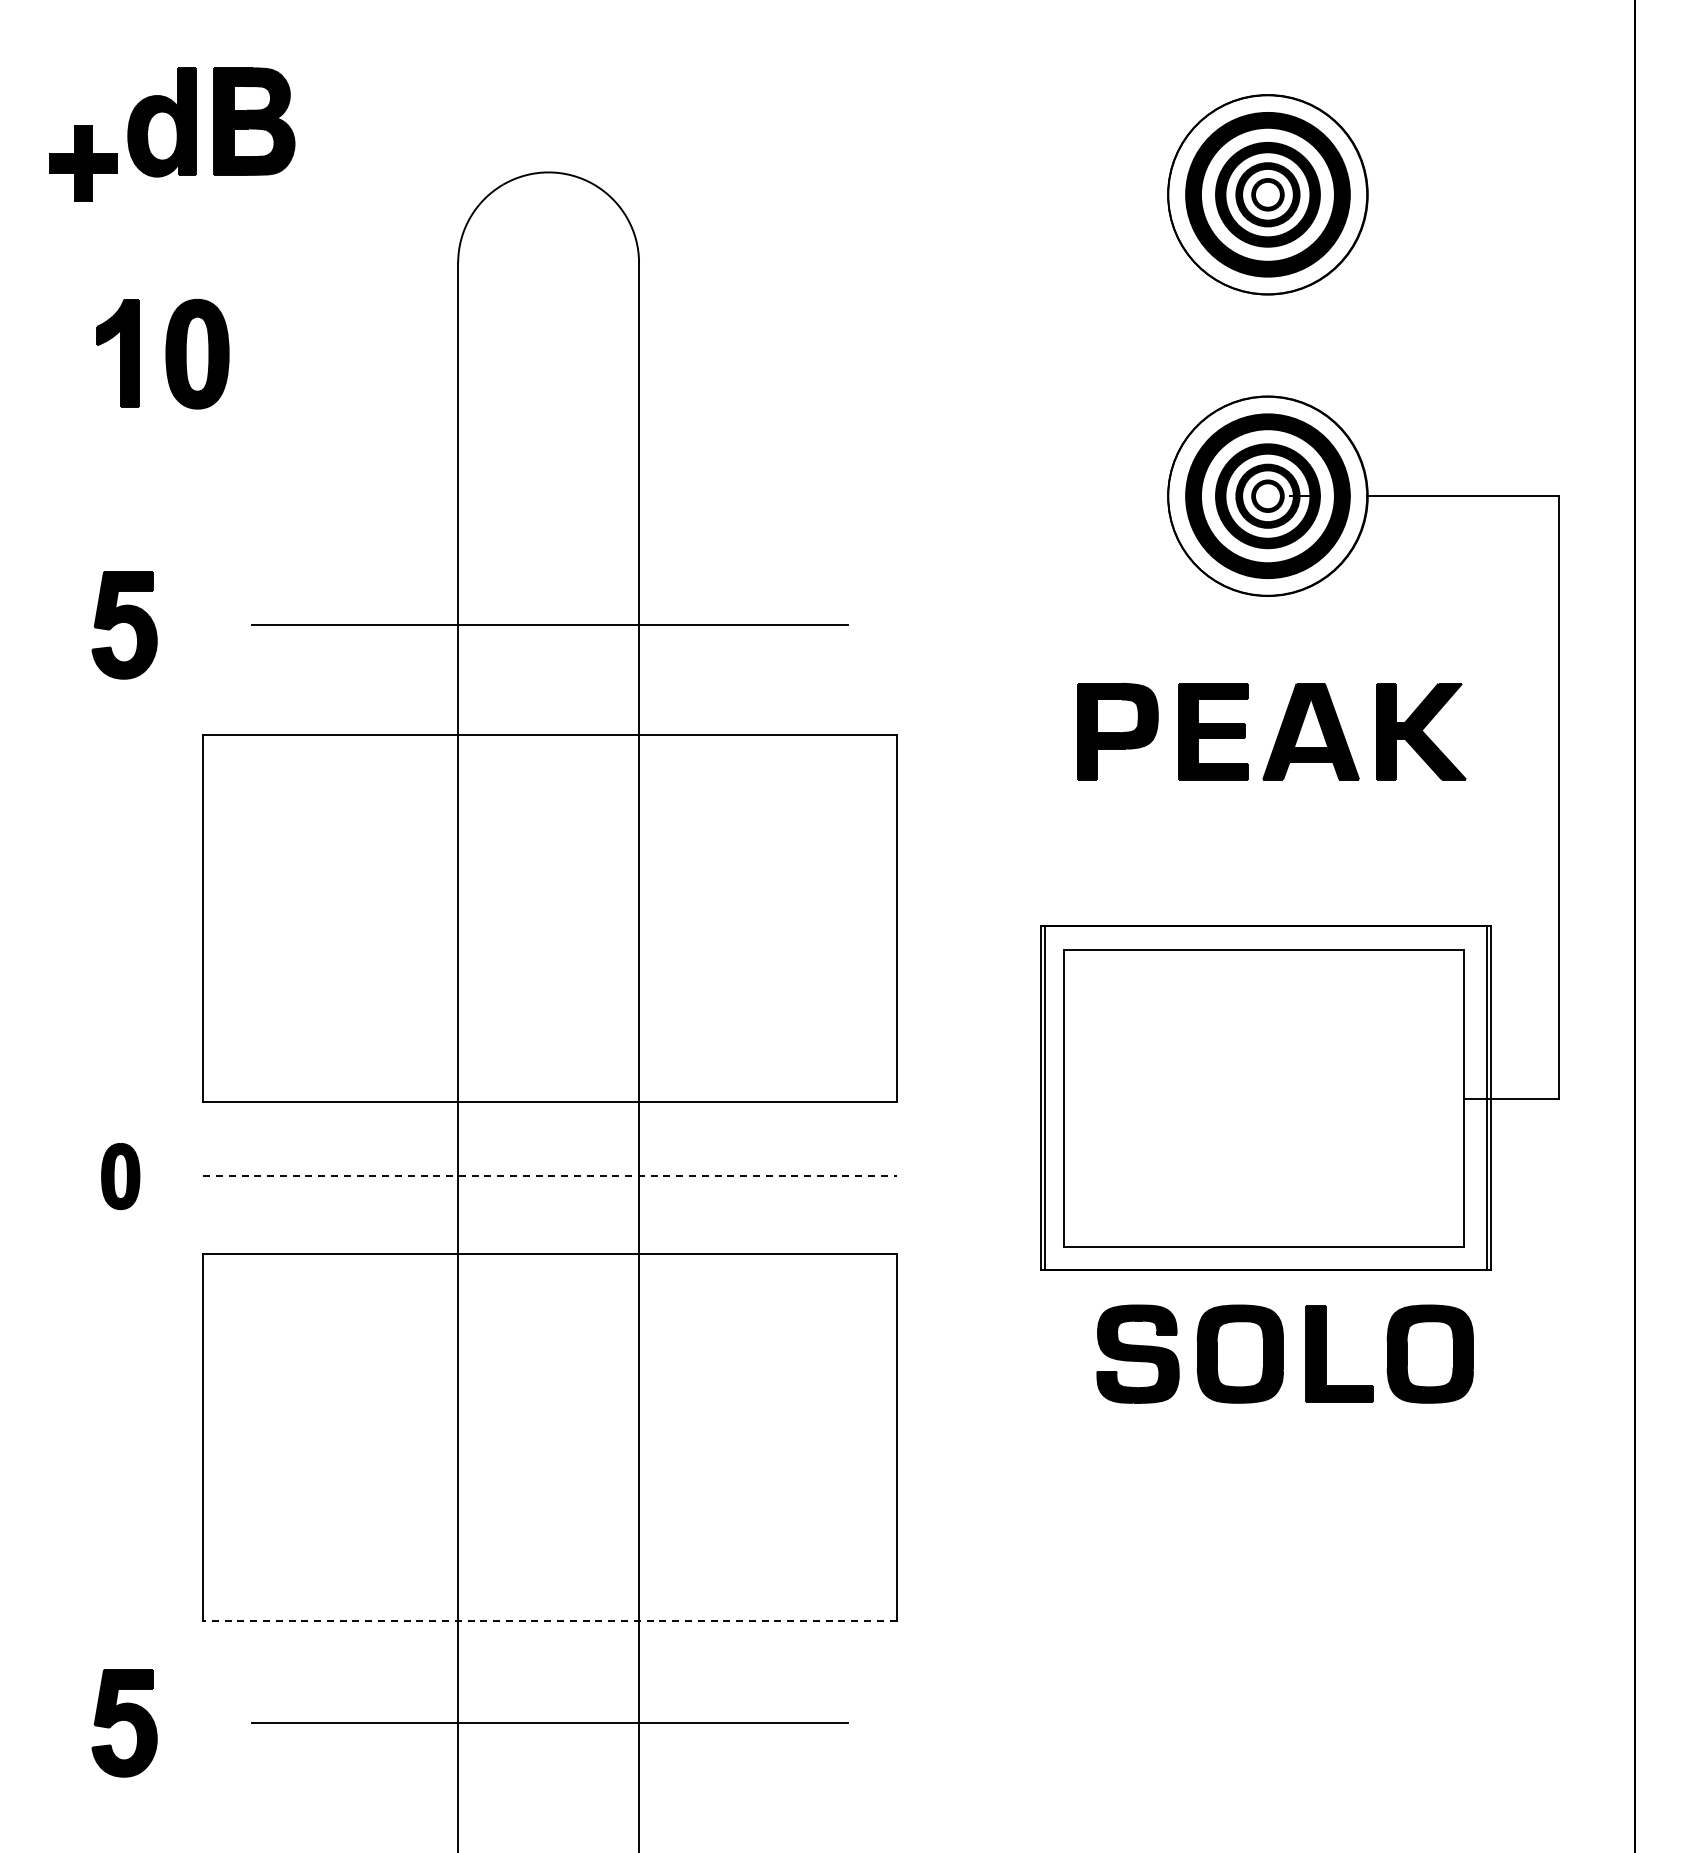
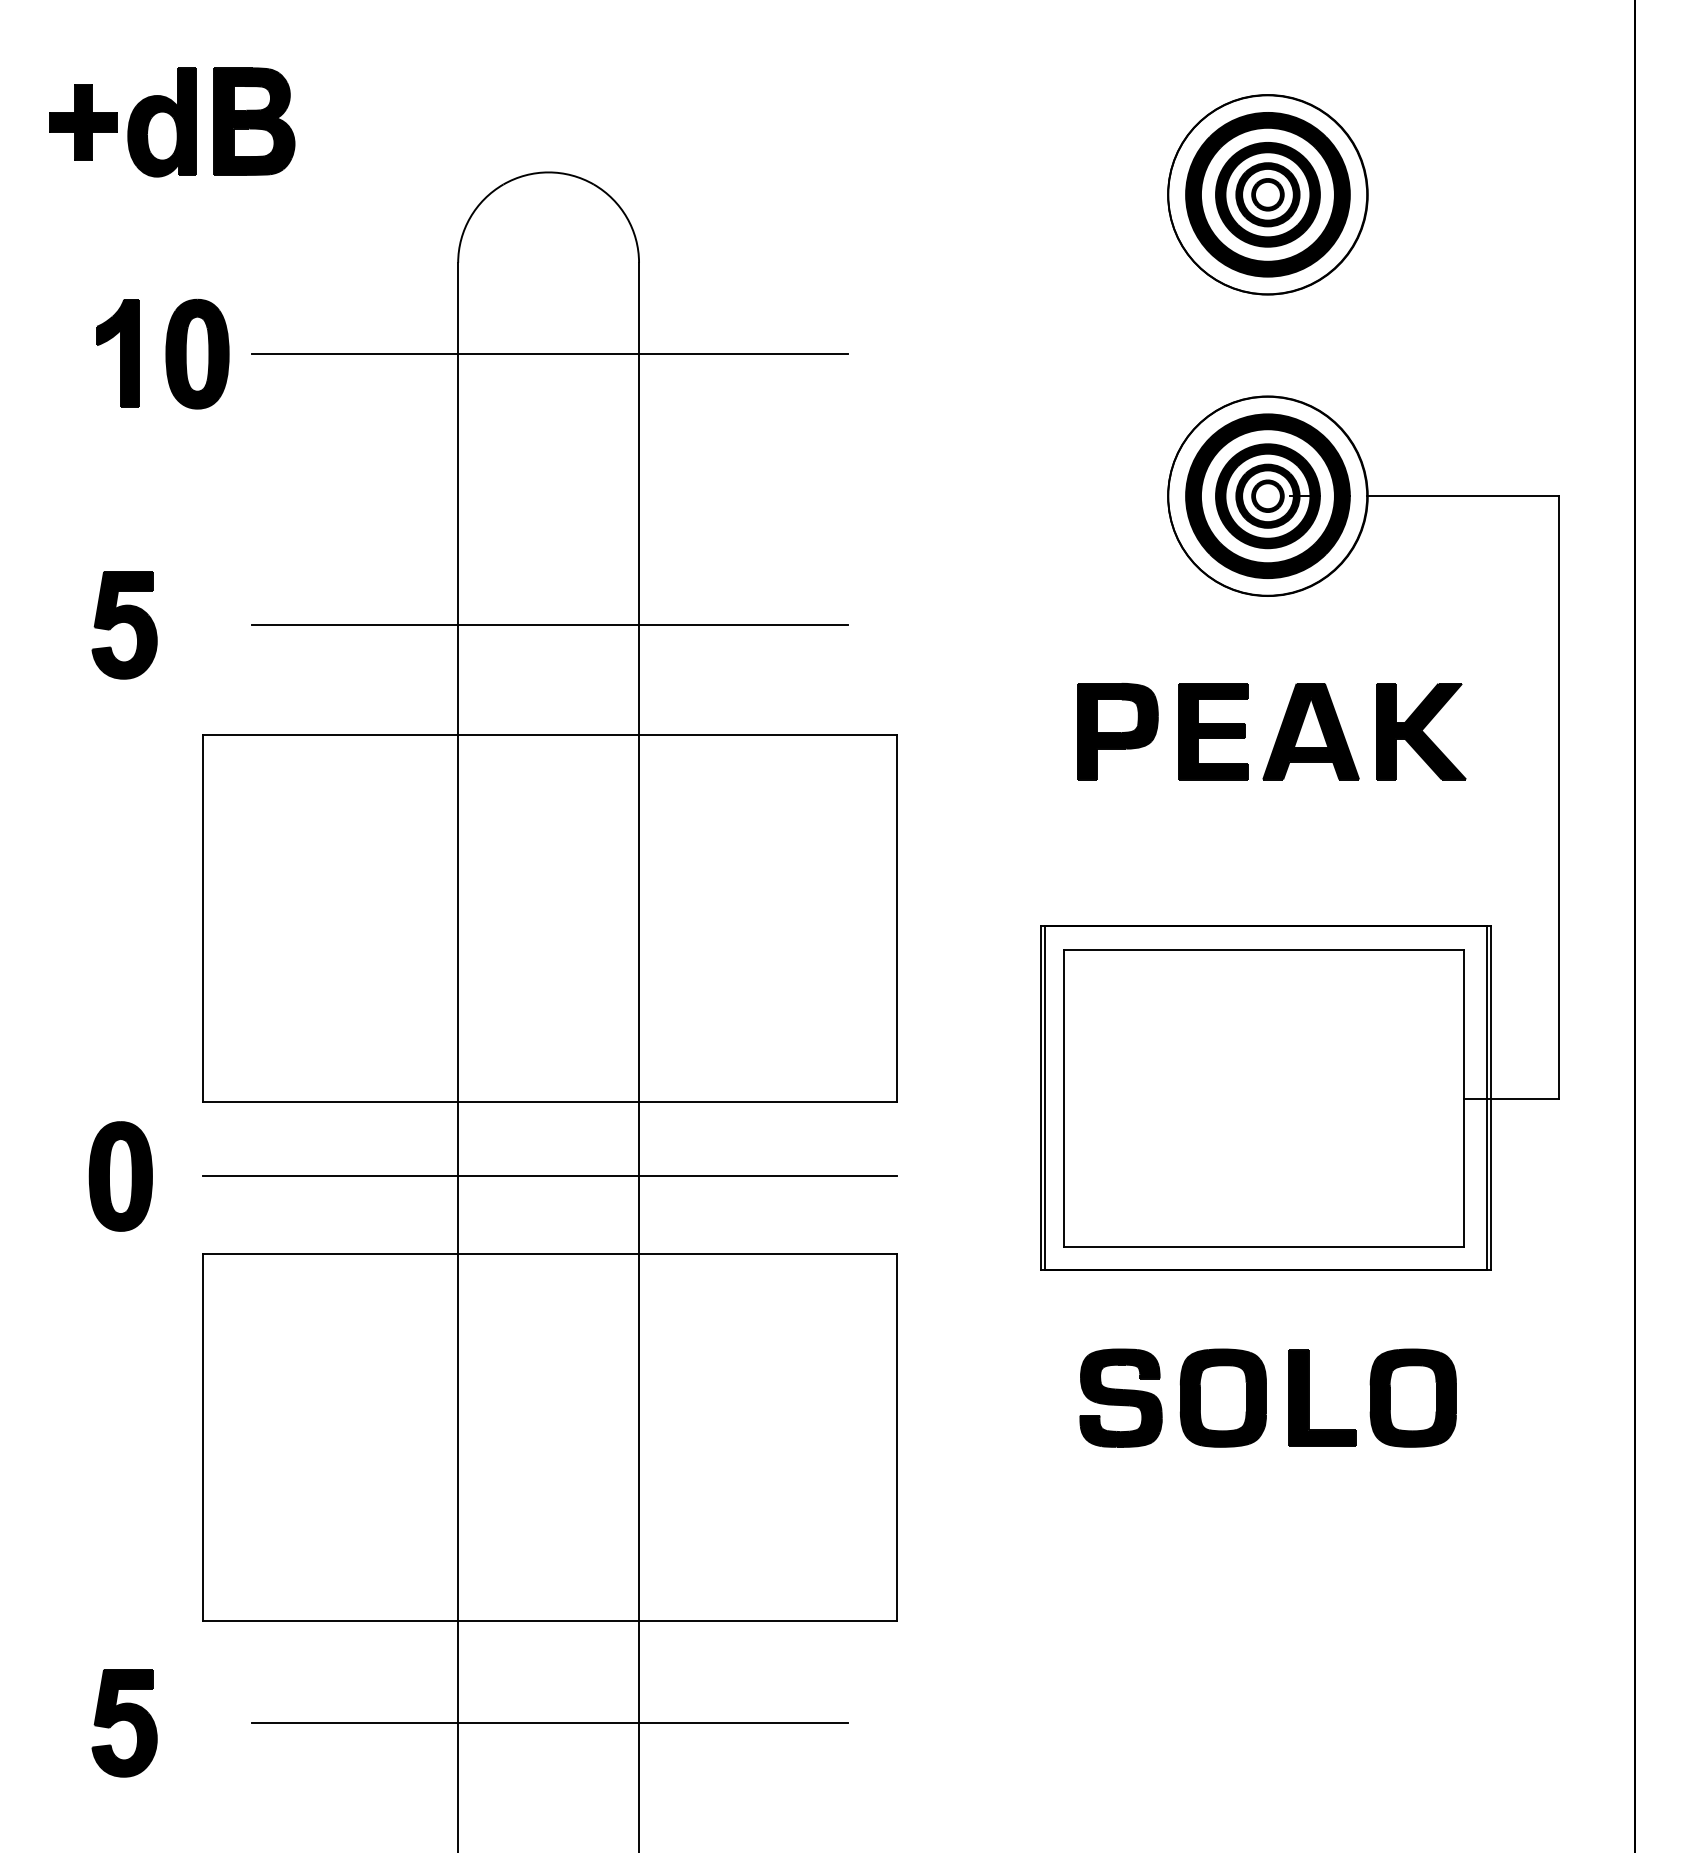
part position: (83, 163) -> (83, 122) (83, 122)
line: none -> present (549, 353)
part size: 40x68 px -> 65x111 px (120, 1176)
line: dashed -> solid (549, 1176)
part position: (1284, 1353) -> (1267, 1397) (1267, 1397)
line: dashed -> solid (549, 1620)
